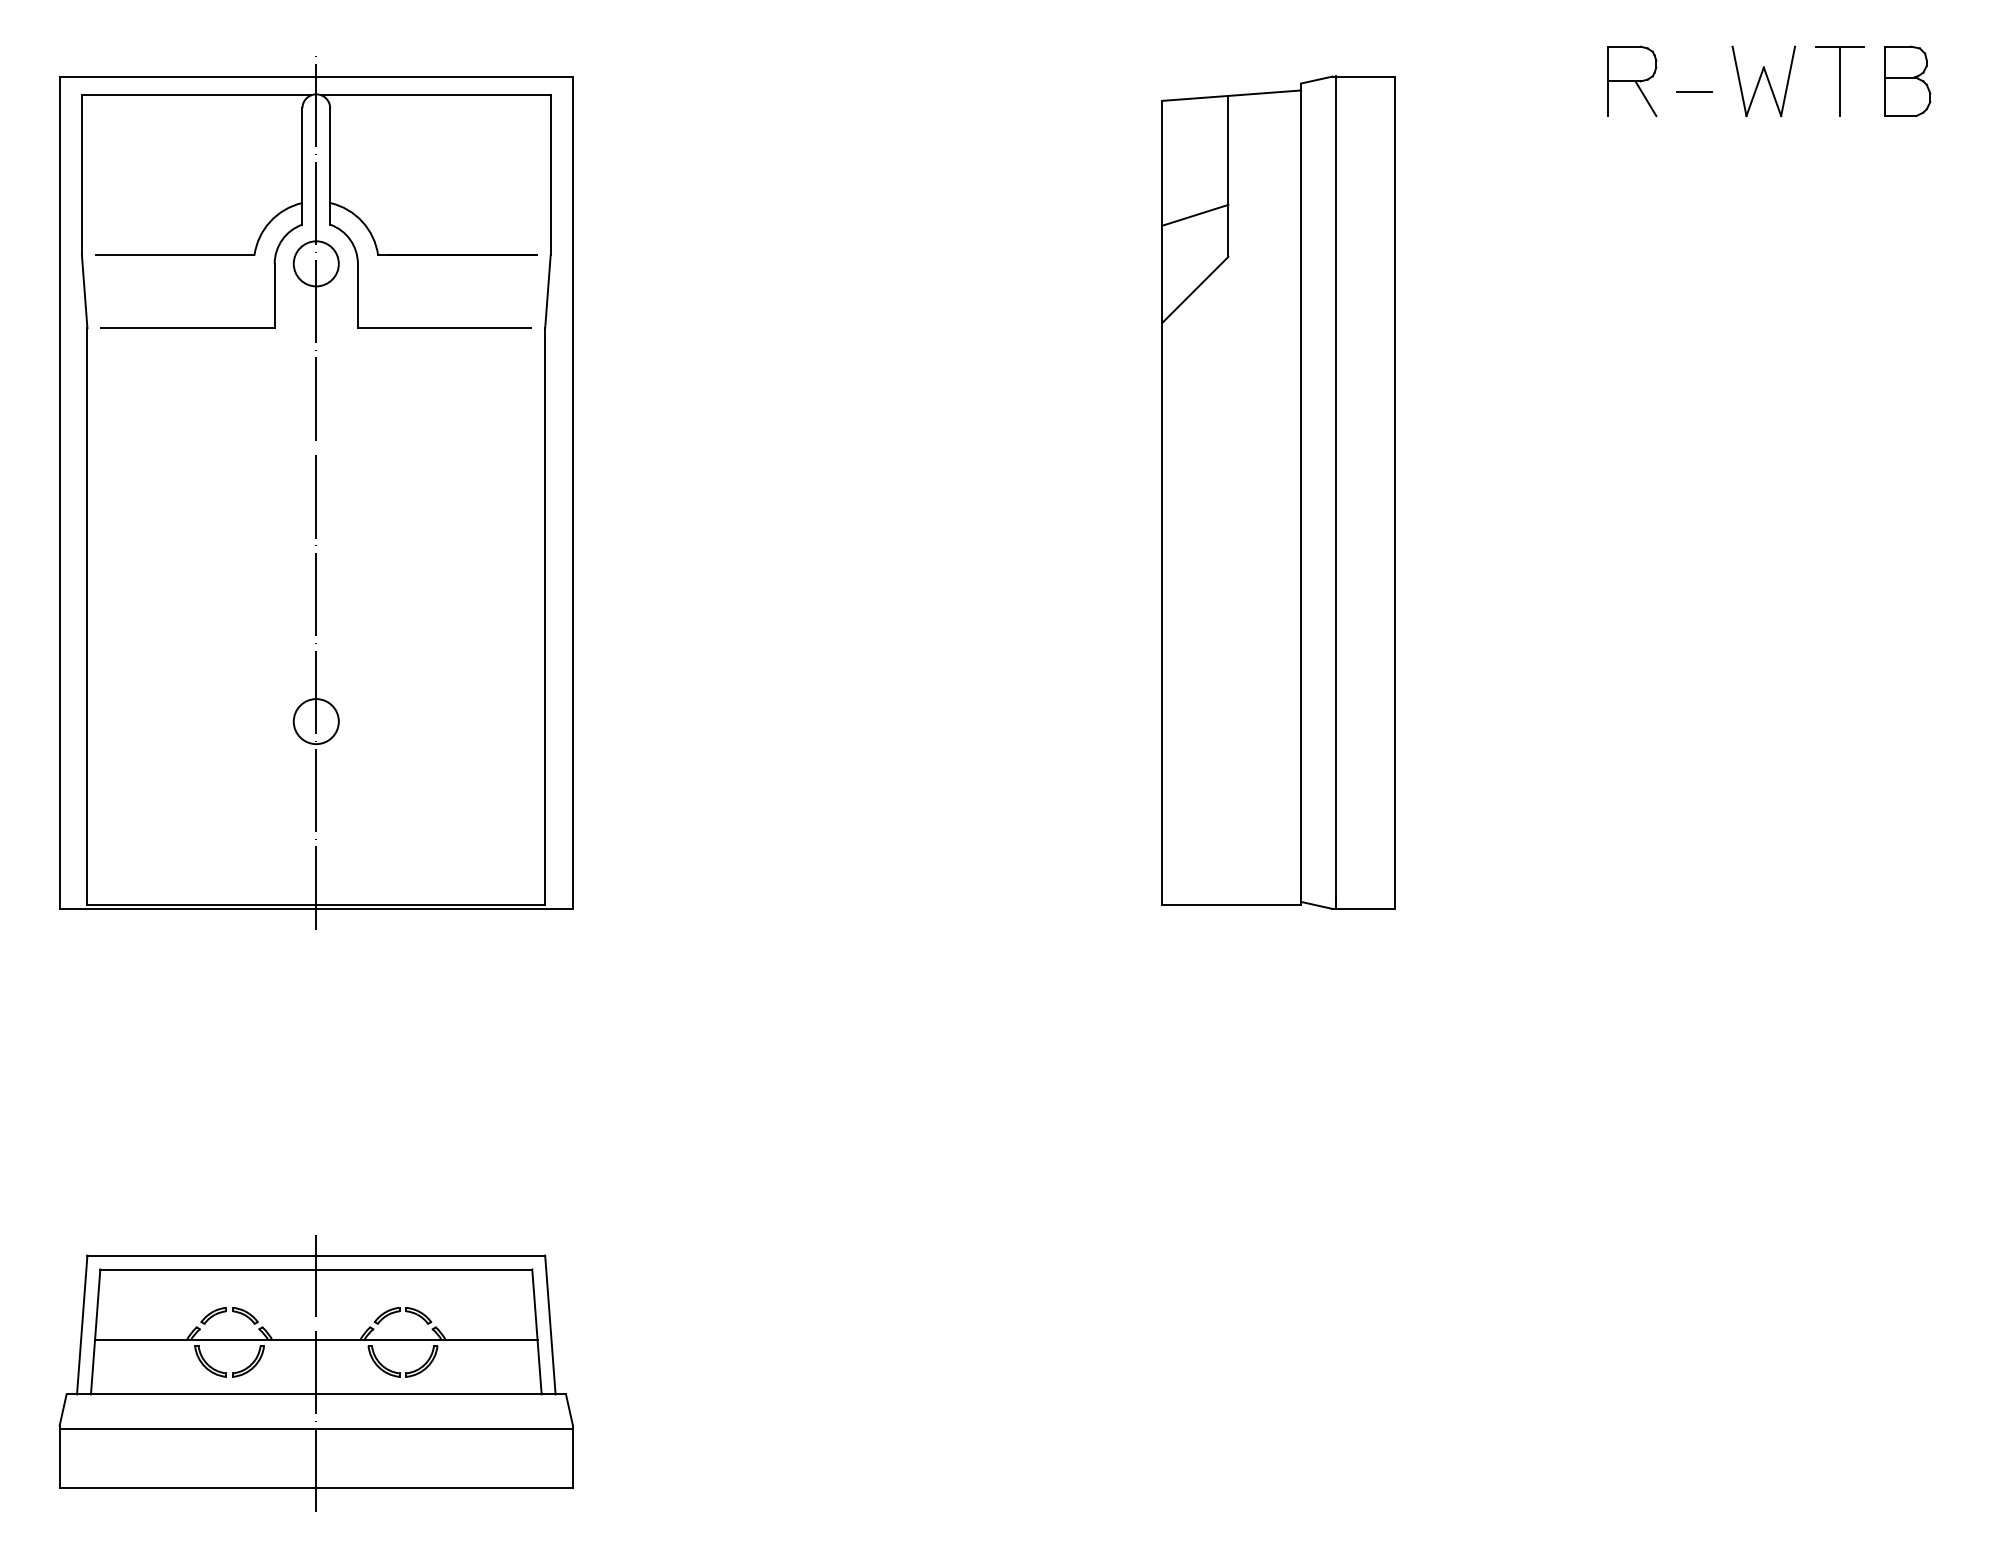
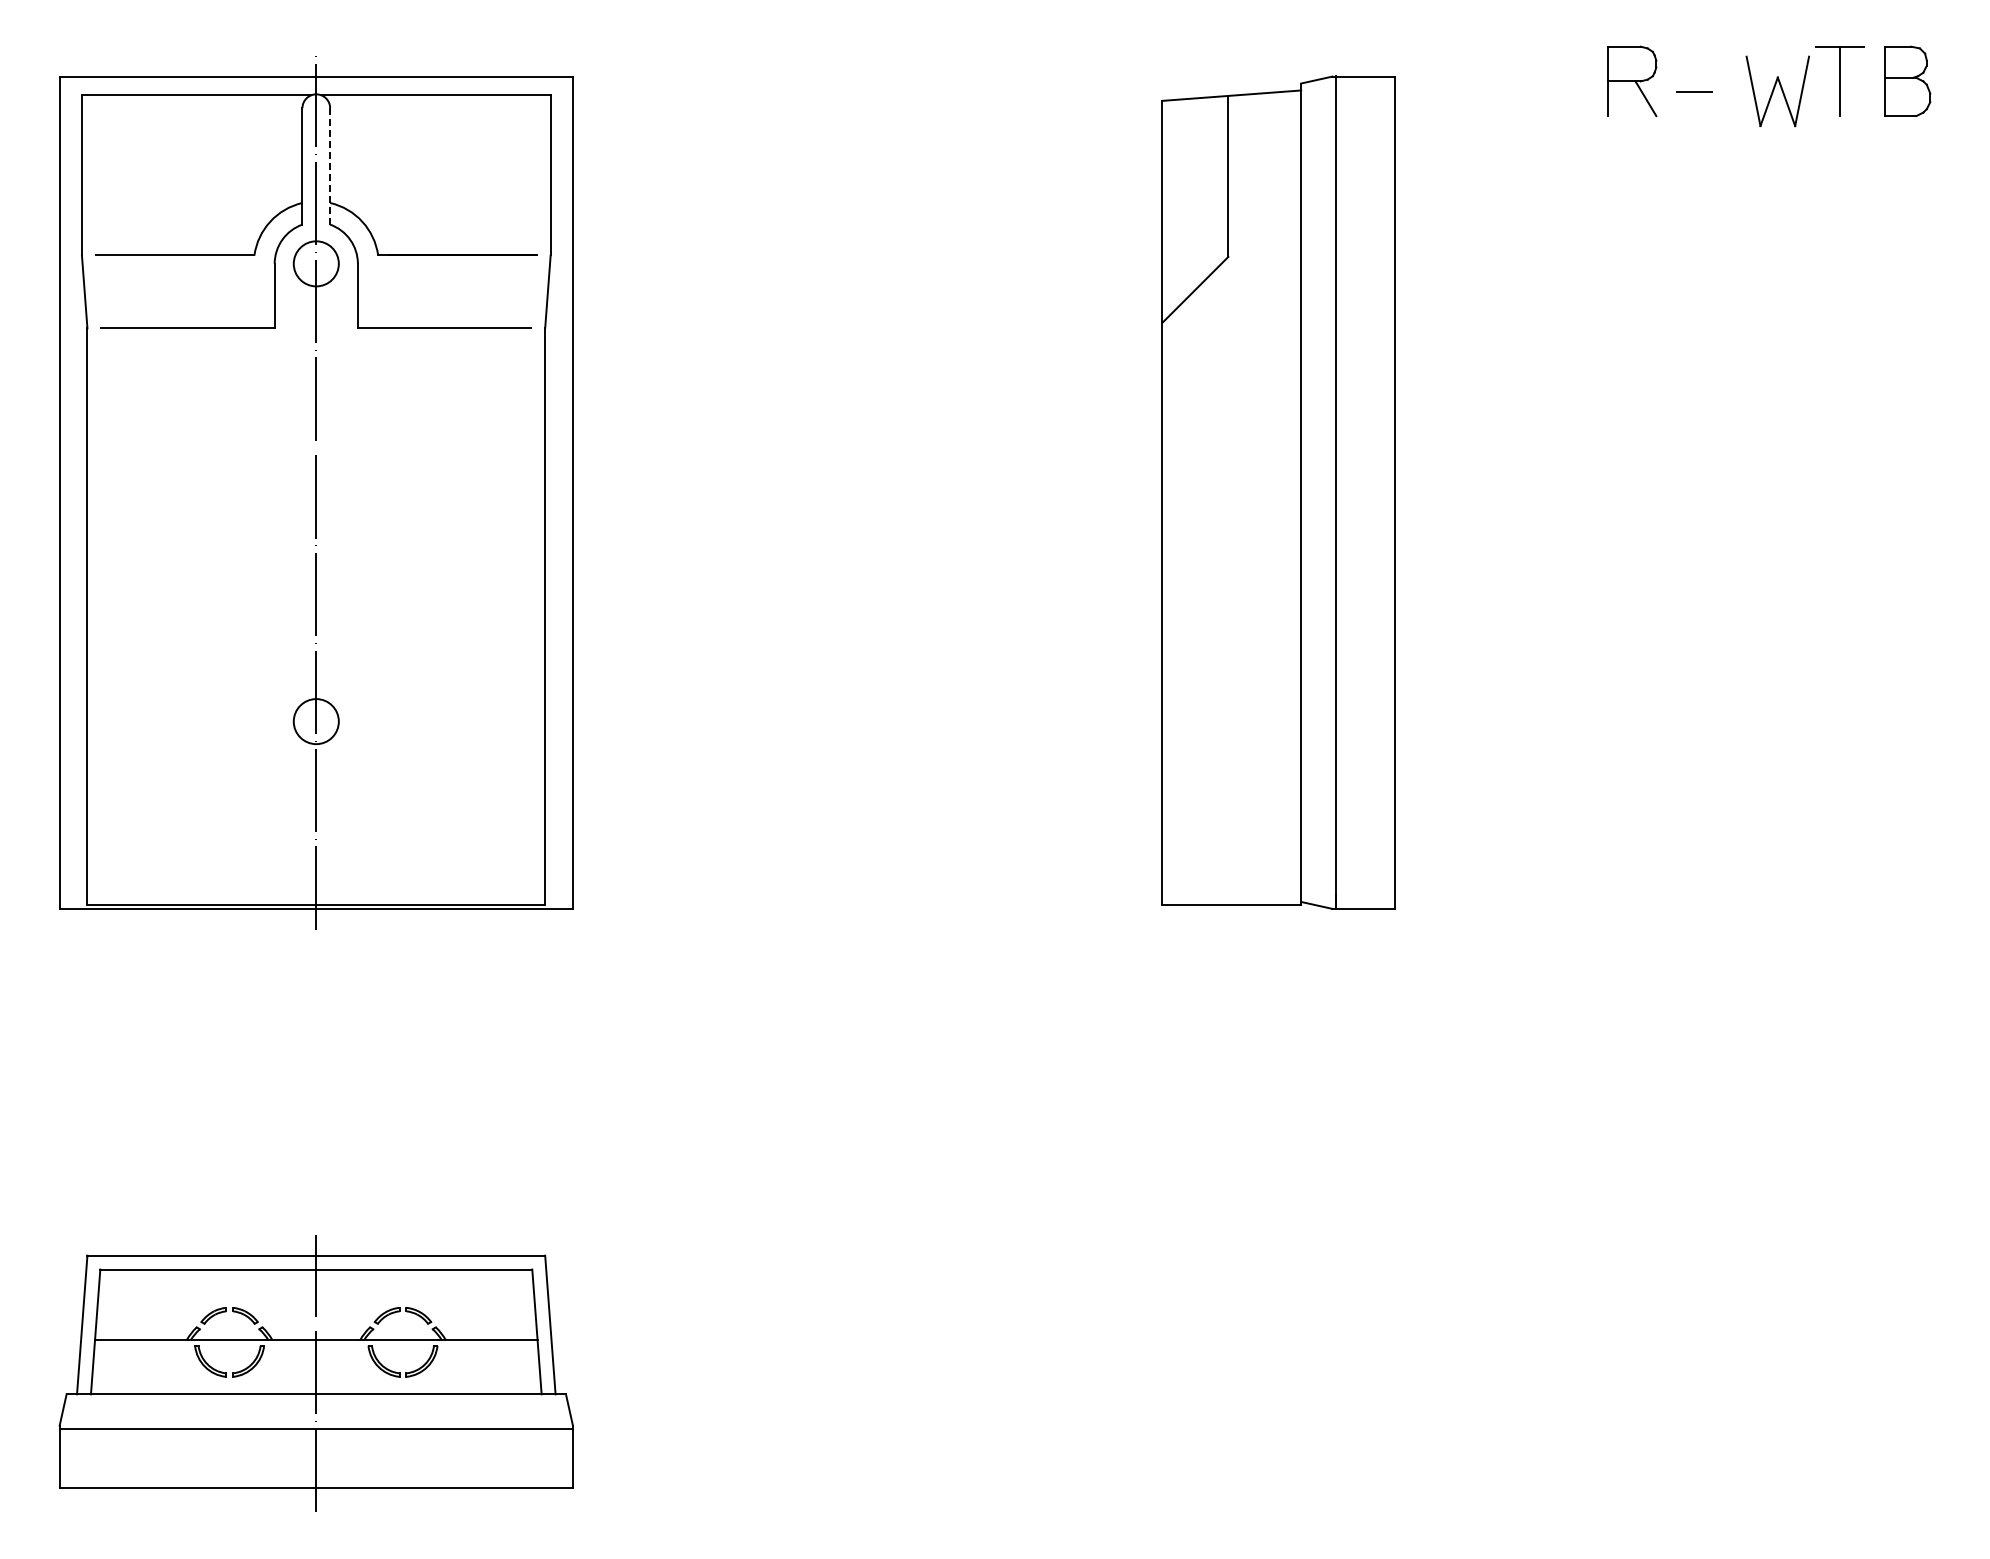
part position: (1763, 81) -> (1777, 91) (1777, 91)
line: solid -> dashed (330, 165)
line: present -> none (1195, 214)
